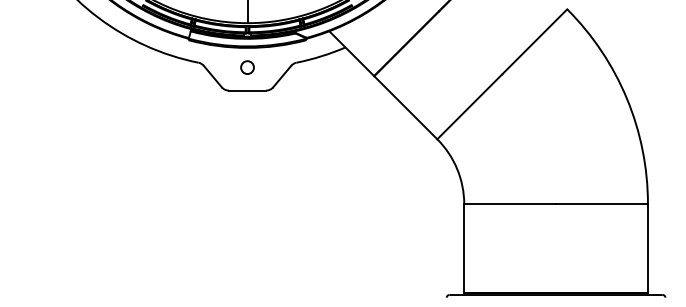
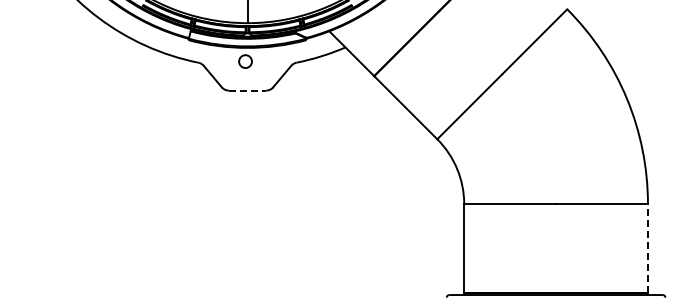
circle position: (247, 67) -> (245, 61) (245, 61)
line: solid -> dashed (247, 90)
line: solid -> dashed (647, 248)
